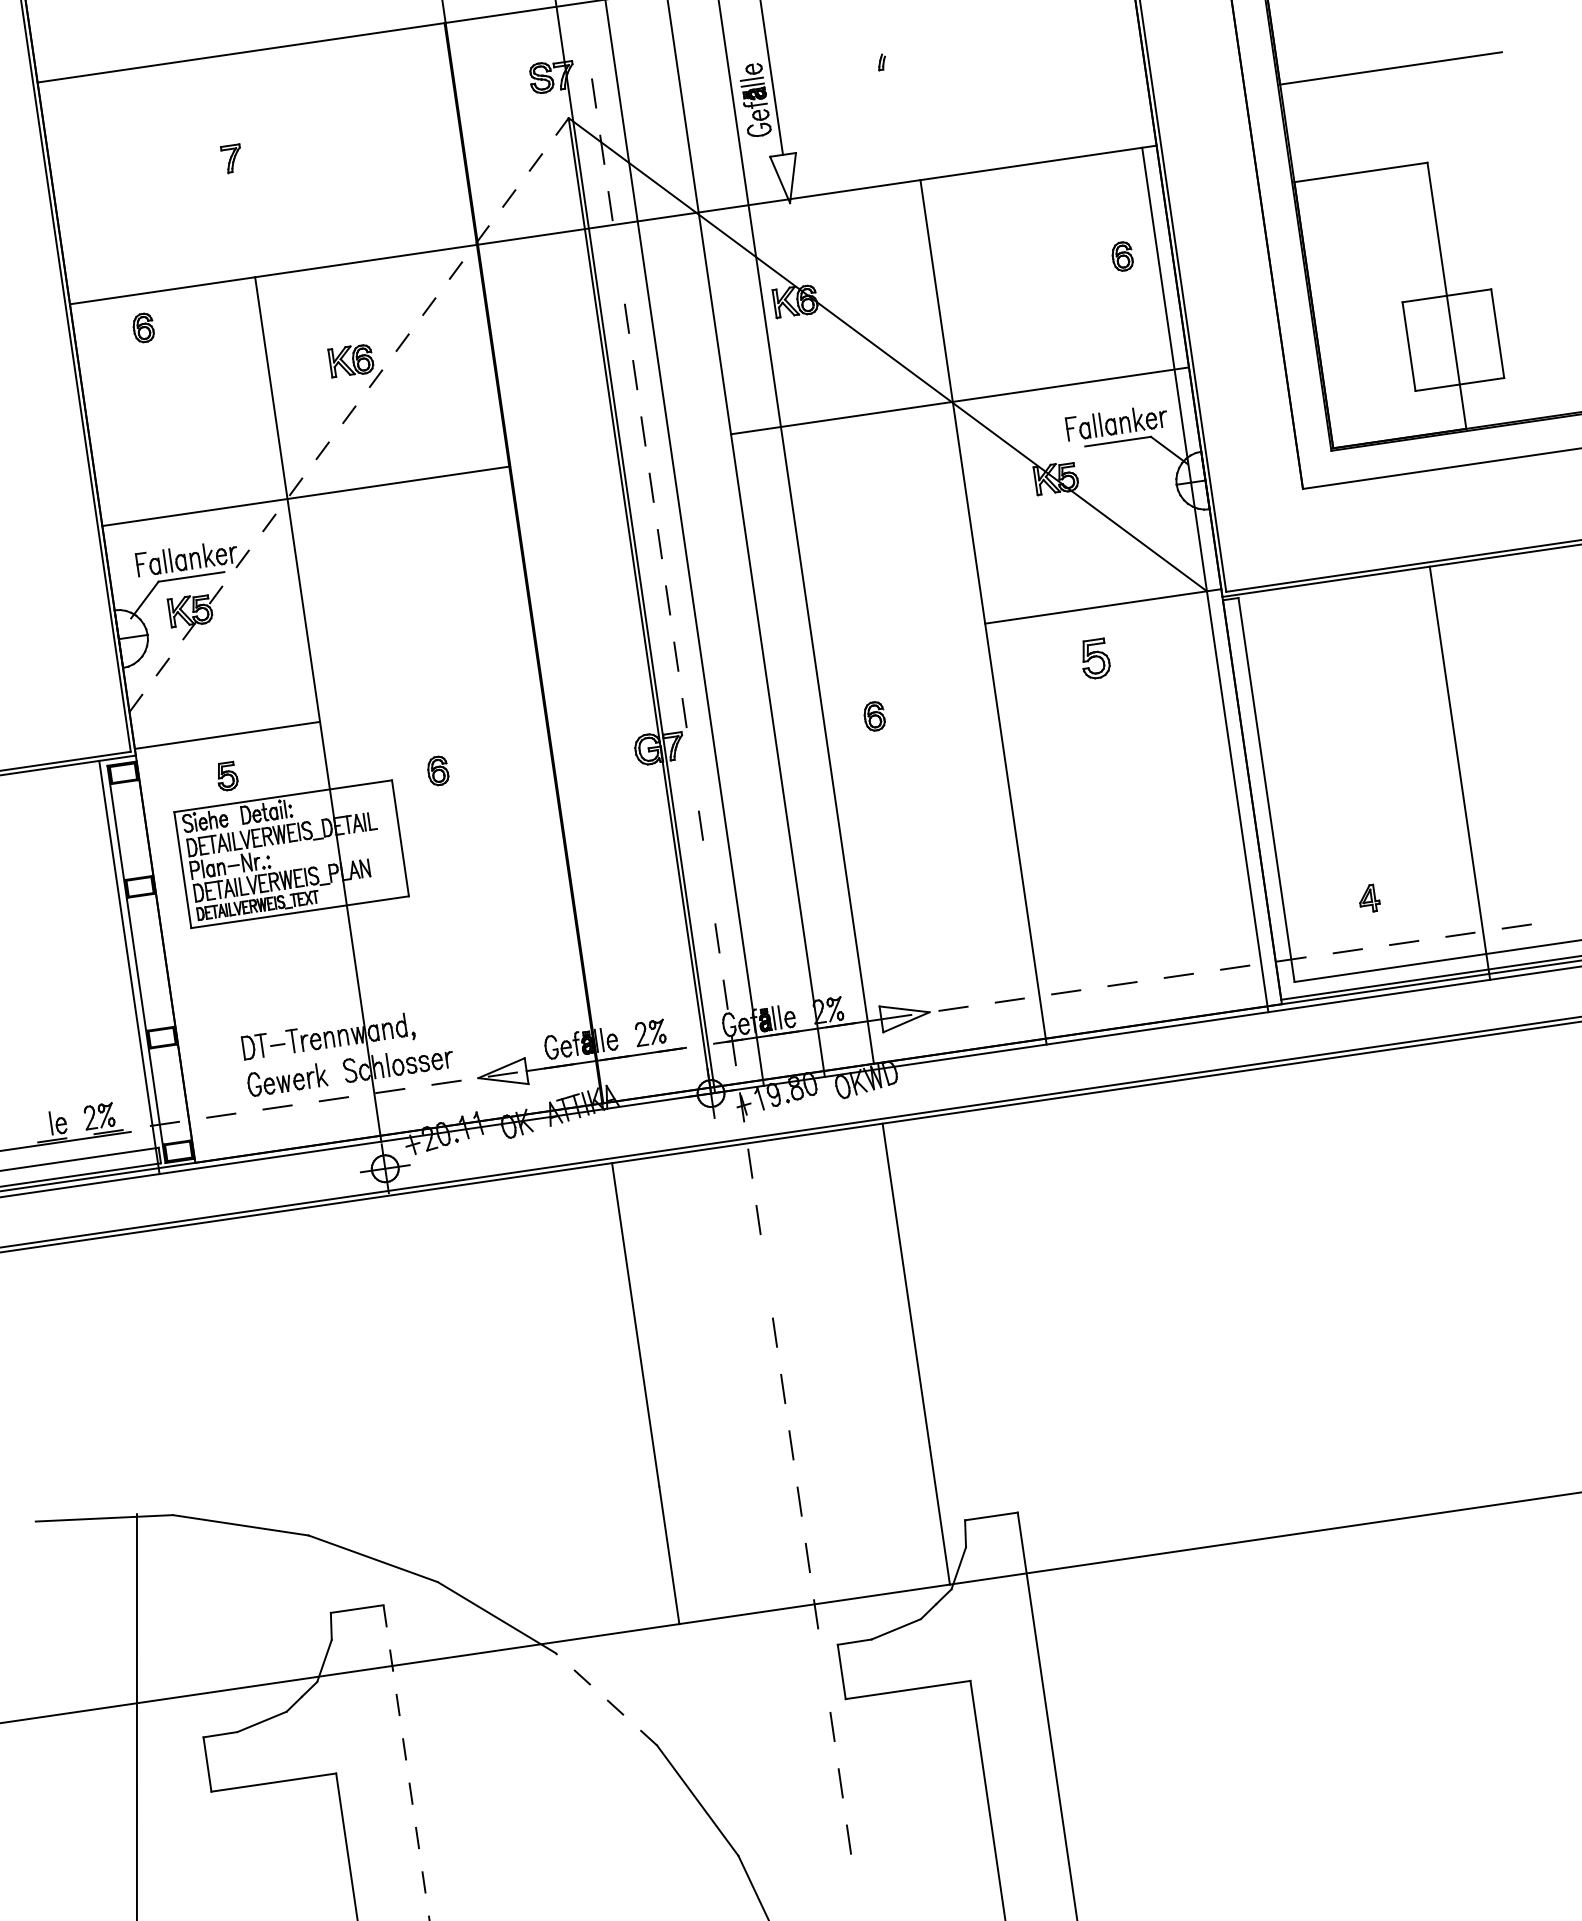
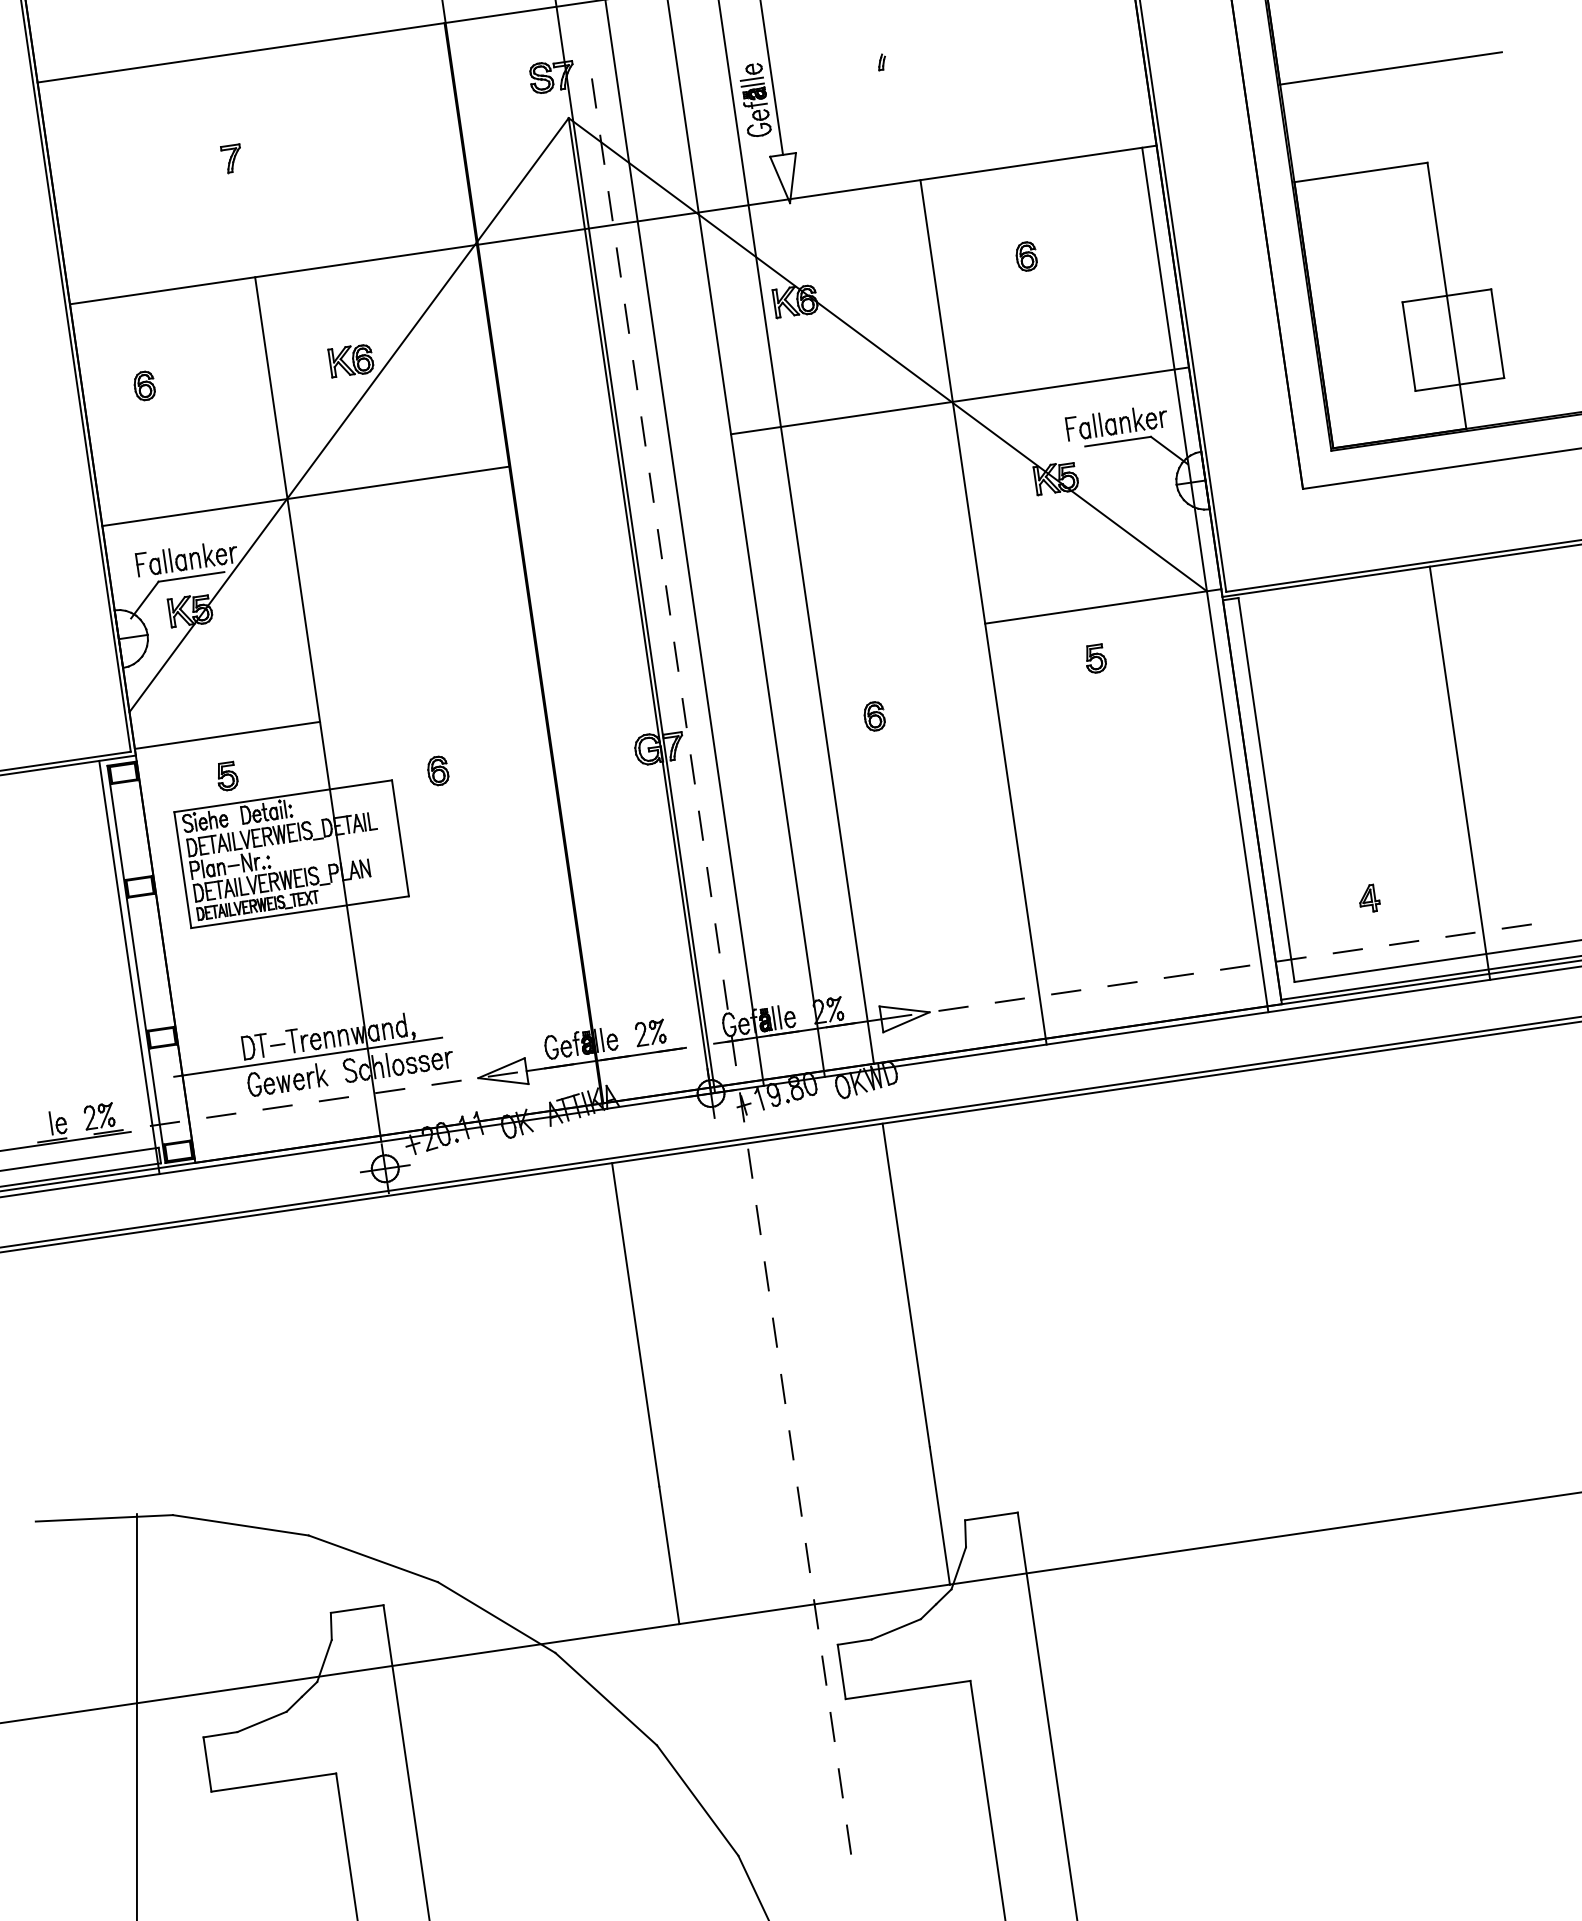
part position: (1122, 256) -> (1026, 256) (1026, 256)
line: none -> present (618, 262)
part position: (143, 327) -> (144, 385) (144, 385)
line: dashed -> solid (349, 414)
part size: 29x43 px -> 21x31 px (1096, 658)
line: none -> present (692, 769)
line: none -> present (709, 881)
line: none -> present (308, 1056)
line: none -> present (766, 1276)
line: none -> present (824, 1670)
line: dashed -> solid (606, 1699)
line: dashed -> solid (406, 1763)
